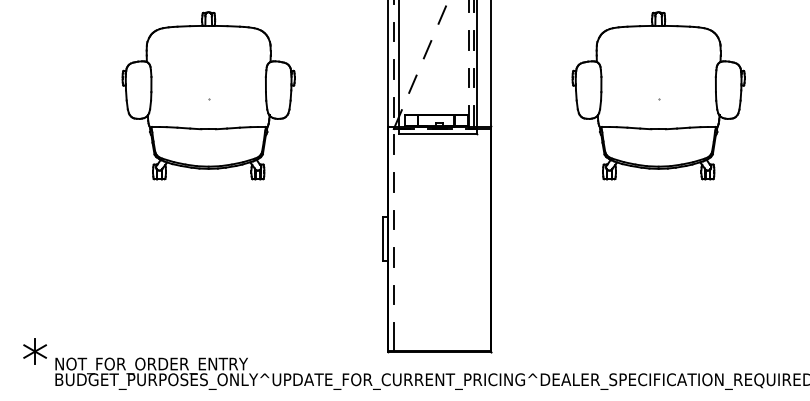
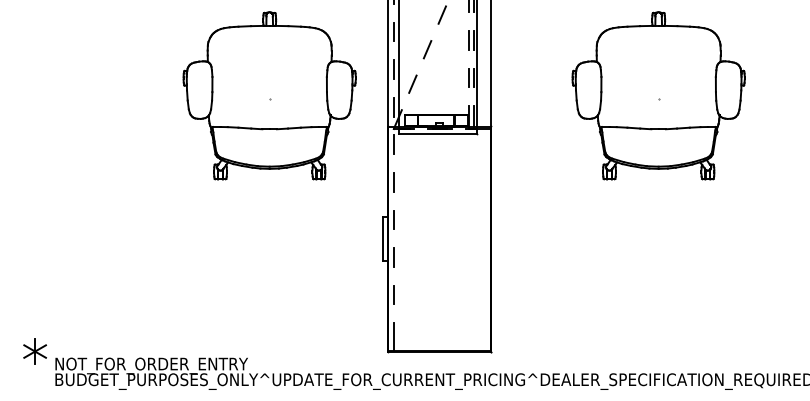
part position: (208, 95) -> (269, 95) (269, 95)
